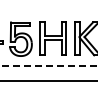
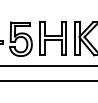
line: dashed -> solid (48, 65)
